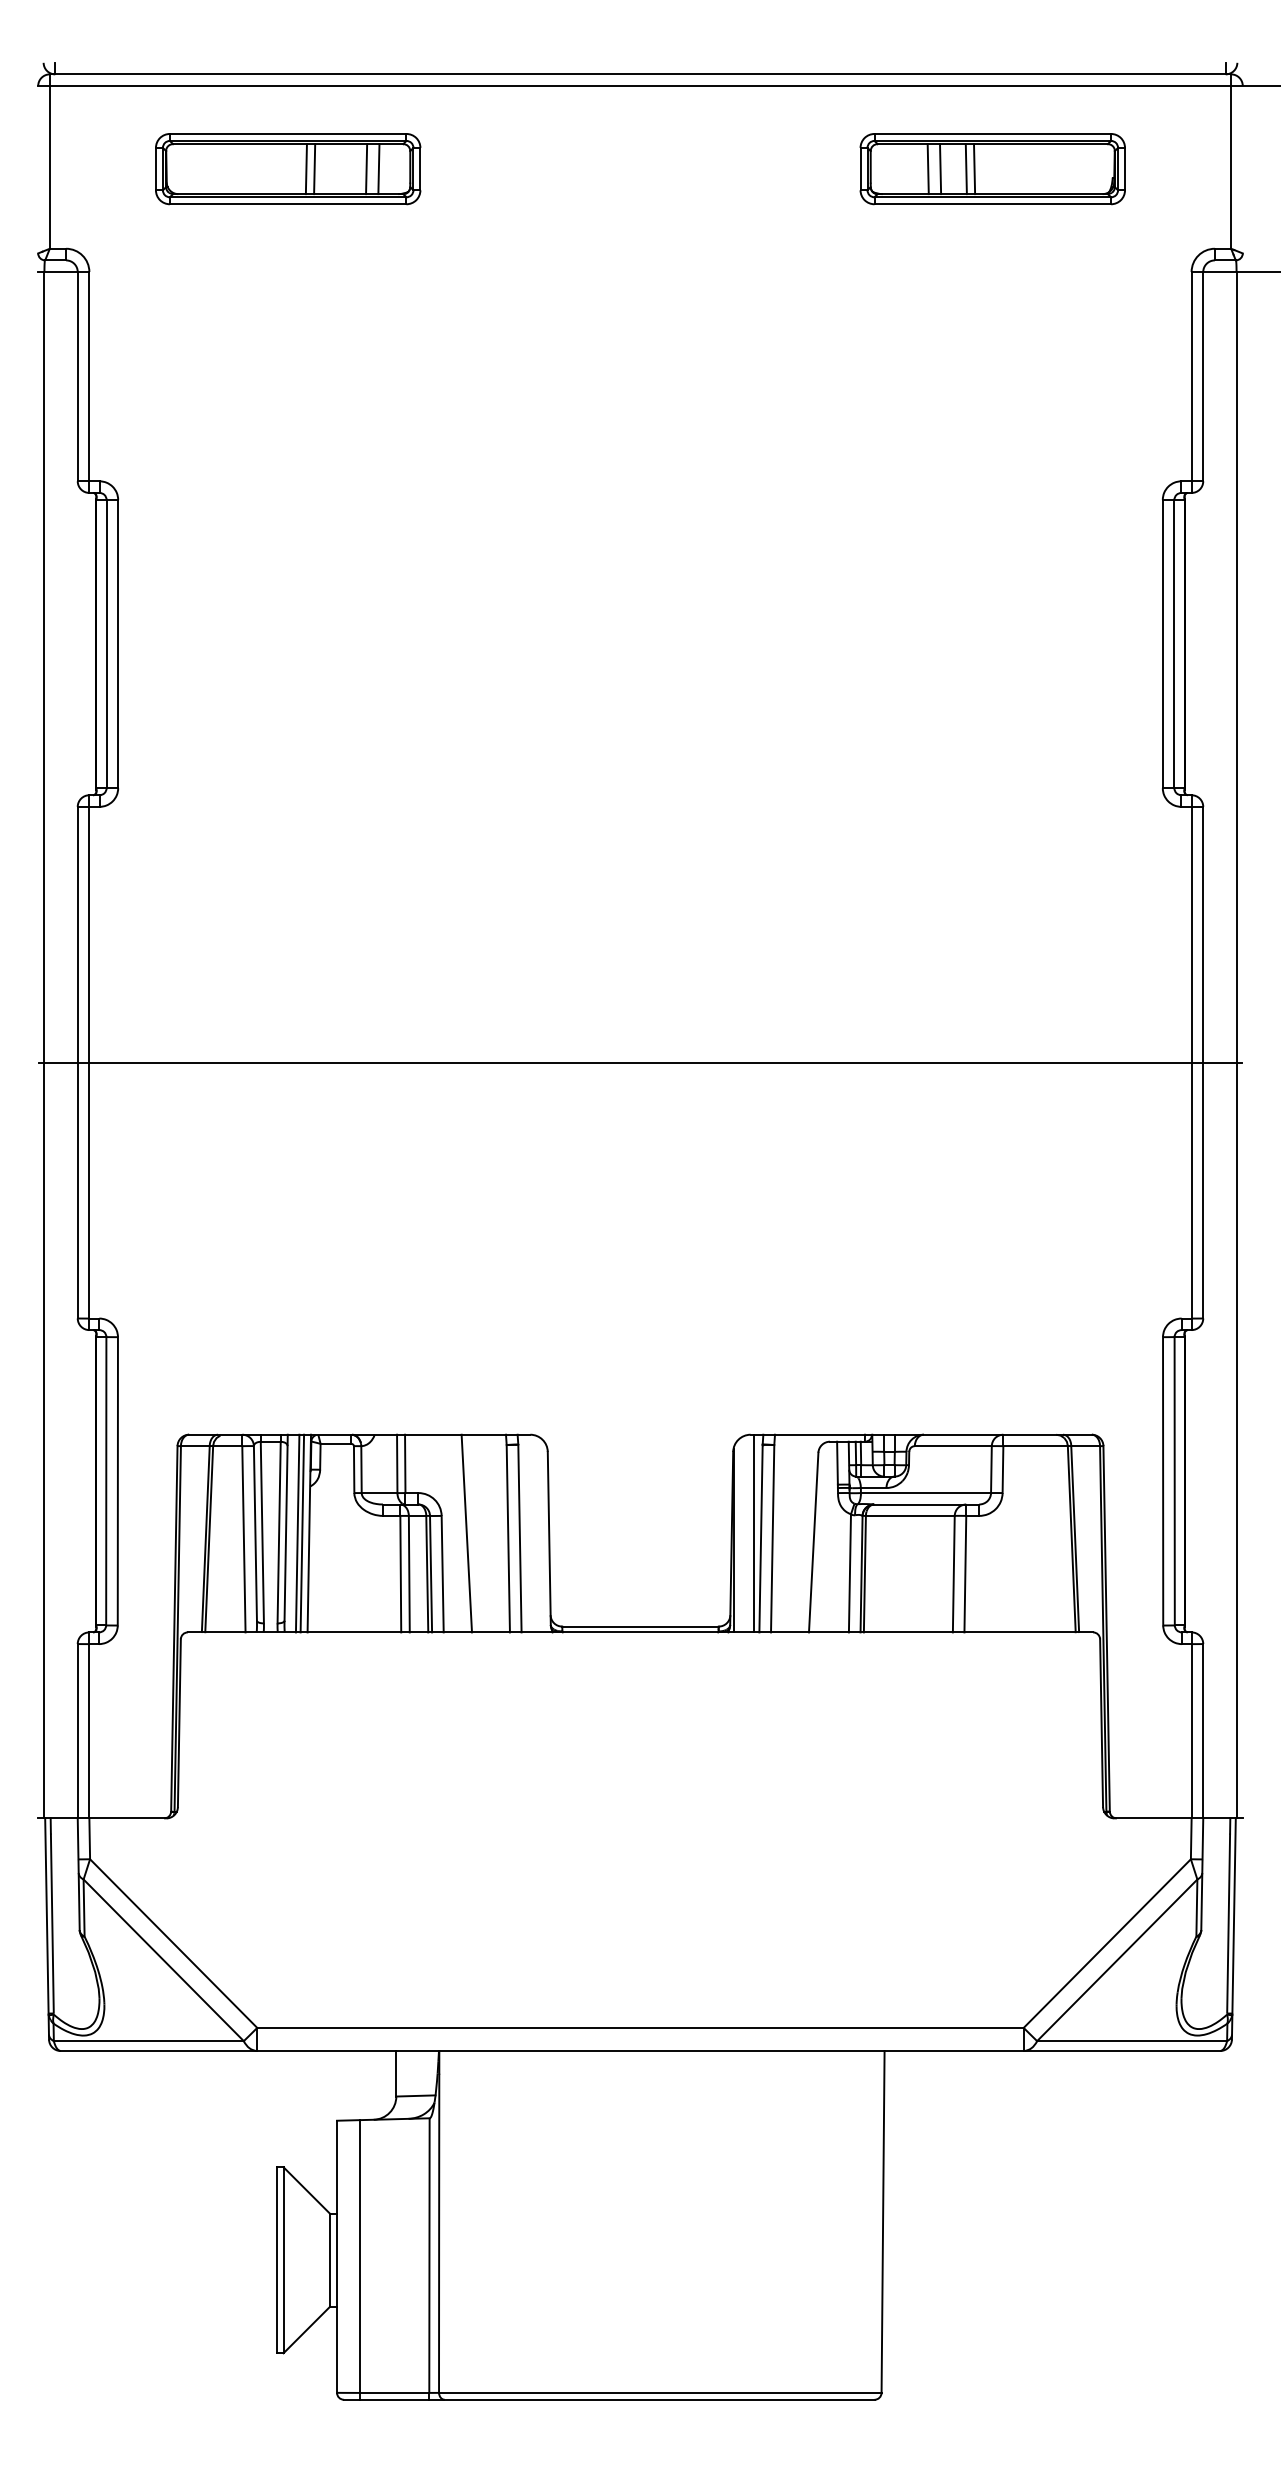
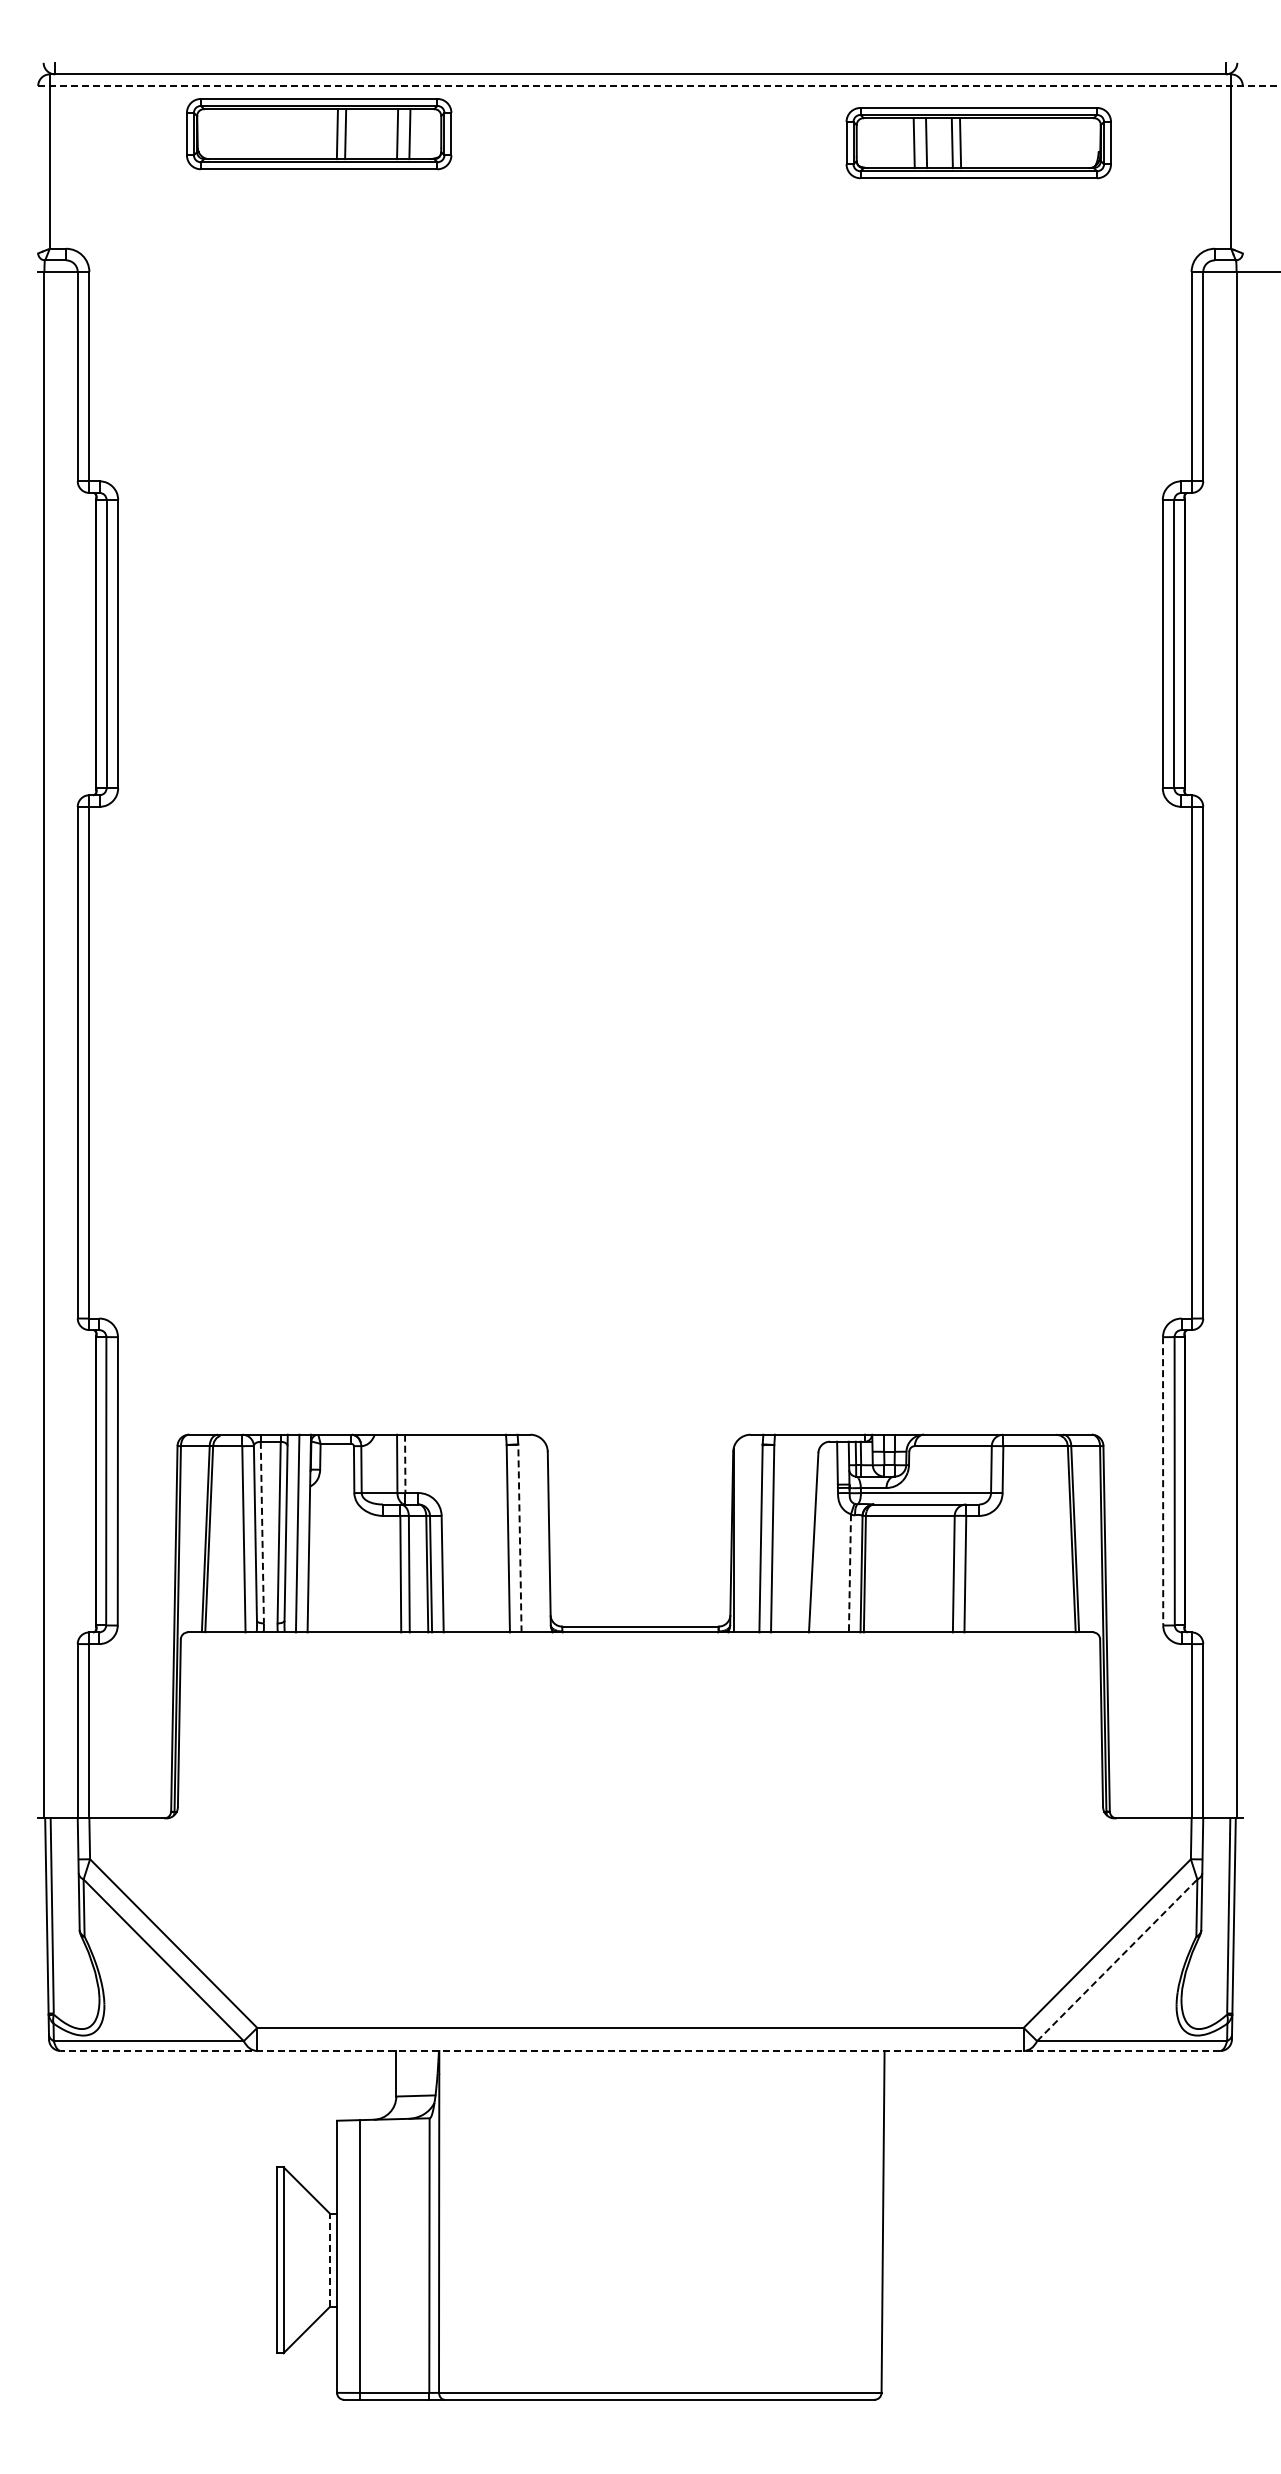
line: solid -> dashed (659, 86)
part position: (288, 169) -> (319, 134) (319, 134)
part position: (992, 169) -> (978, 143) (978, 143)
line: present -> none (640, 1062)
line: solid -> dashed (405, 1464)
line: solid -> dashed (1163, 1481)
line: solid -> dashed (262, 1532)
line: present -> none (302, 1533)
line: present -> none (466, 1533)
line: present -> none (753, 1533)
line: solid -> dashed (519, 1538)
line: solid -> dashed (849, 1573)
line: solid -> dashed (1117, 1960)
line: solid -> dashed (640, 2050)
line: solid -> dashed (330, 2260)
